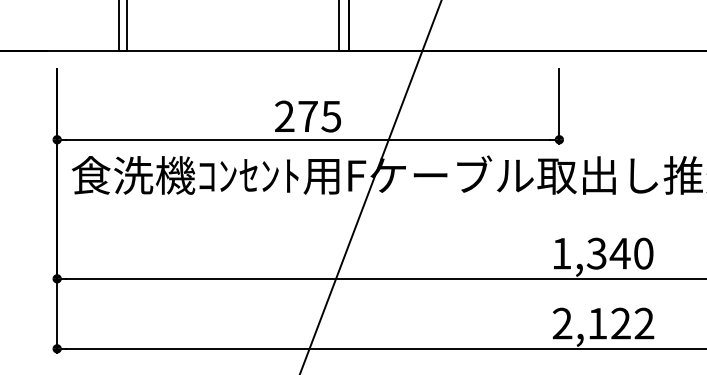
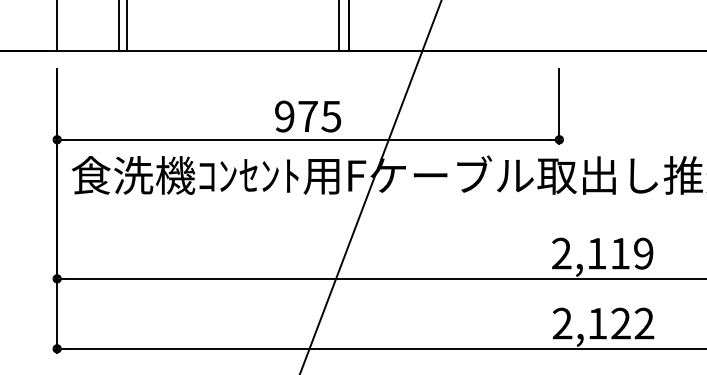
line: none -> present (57, 26)
text: 275 -> 975 (284, 116)
text: 1,340 -> 2,119 (602, 253)
